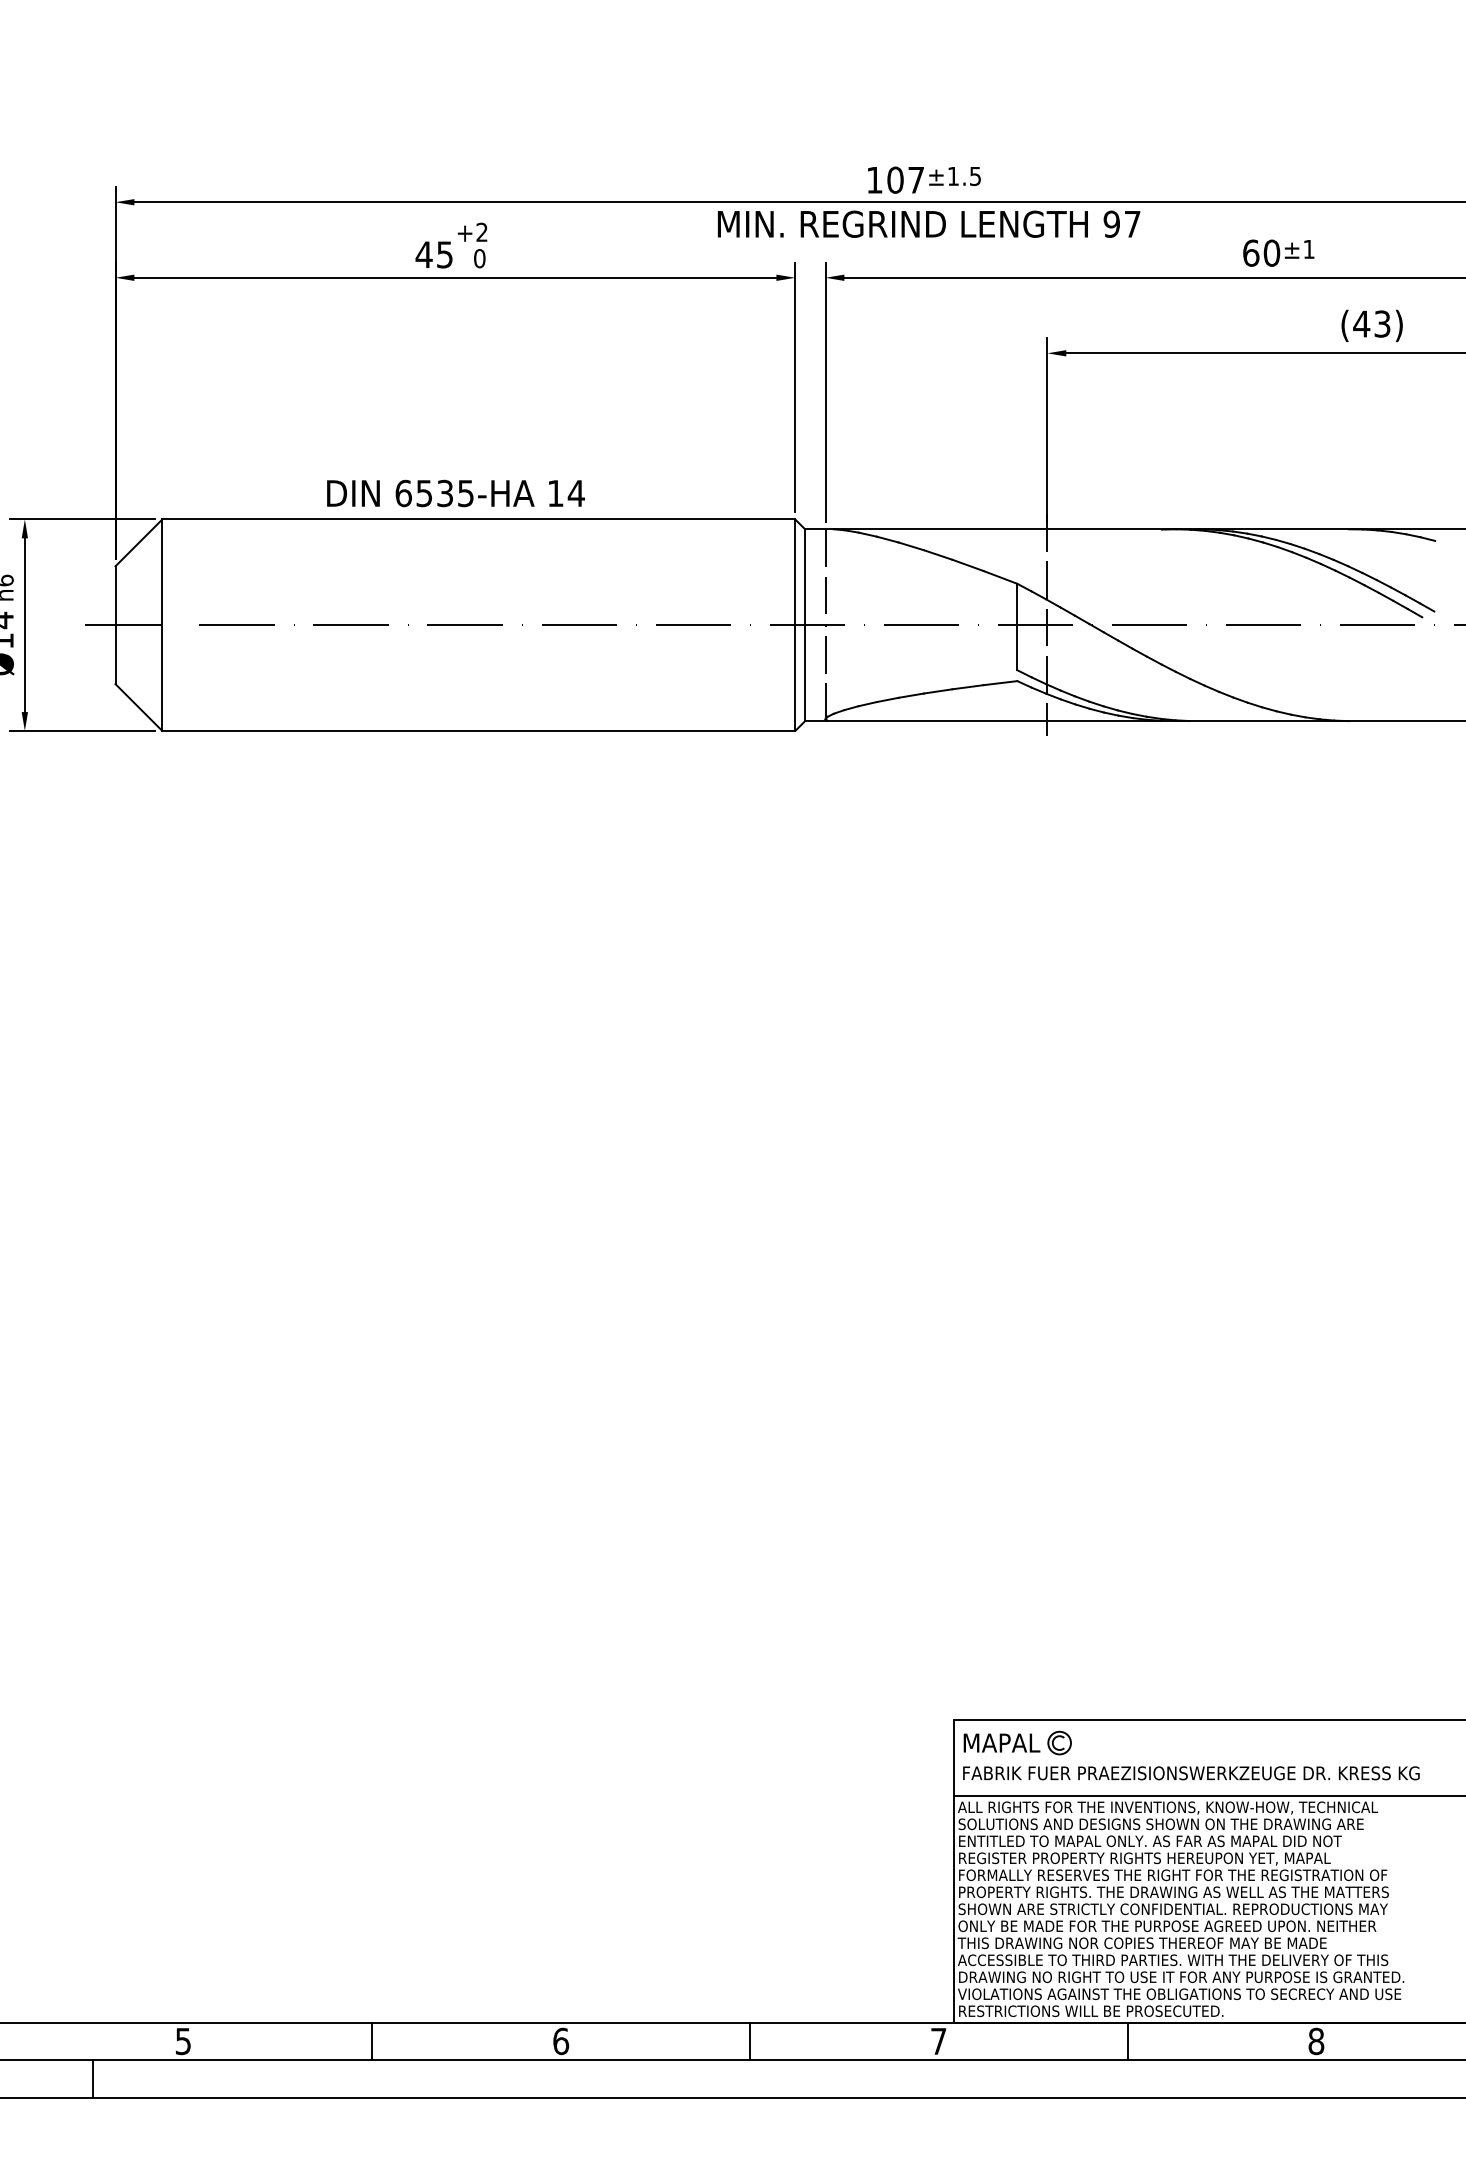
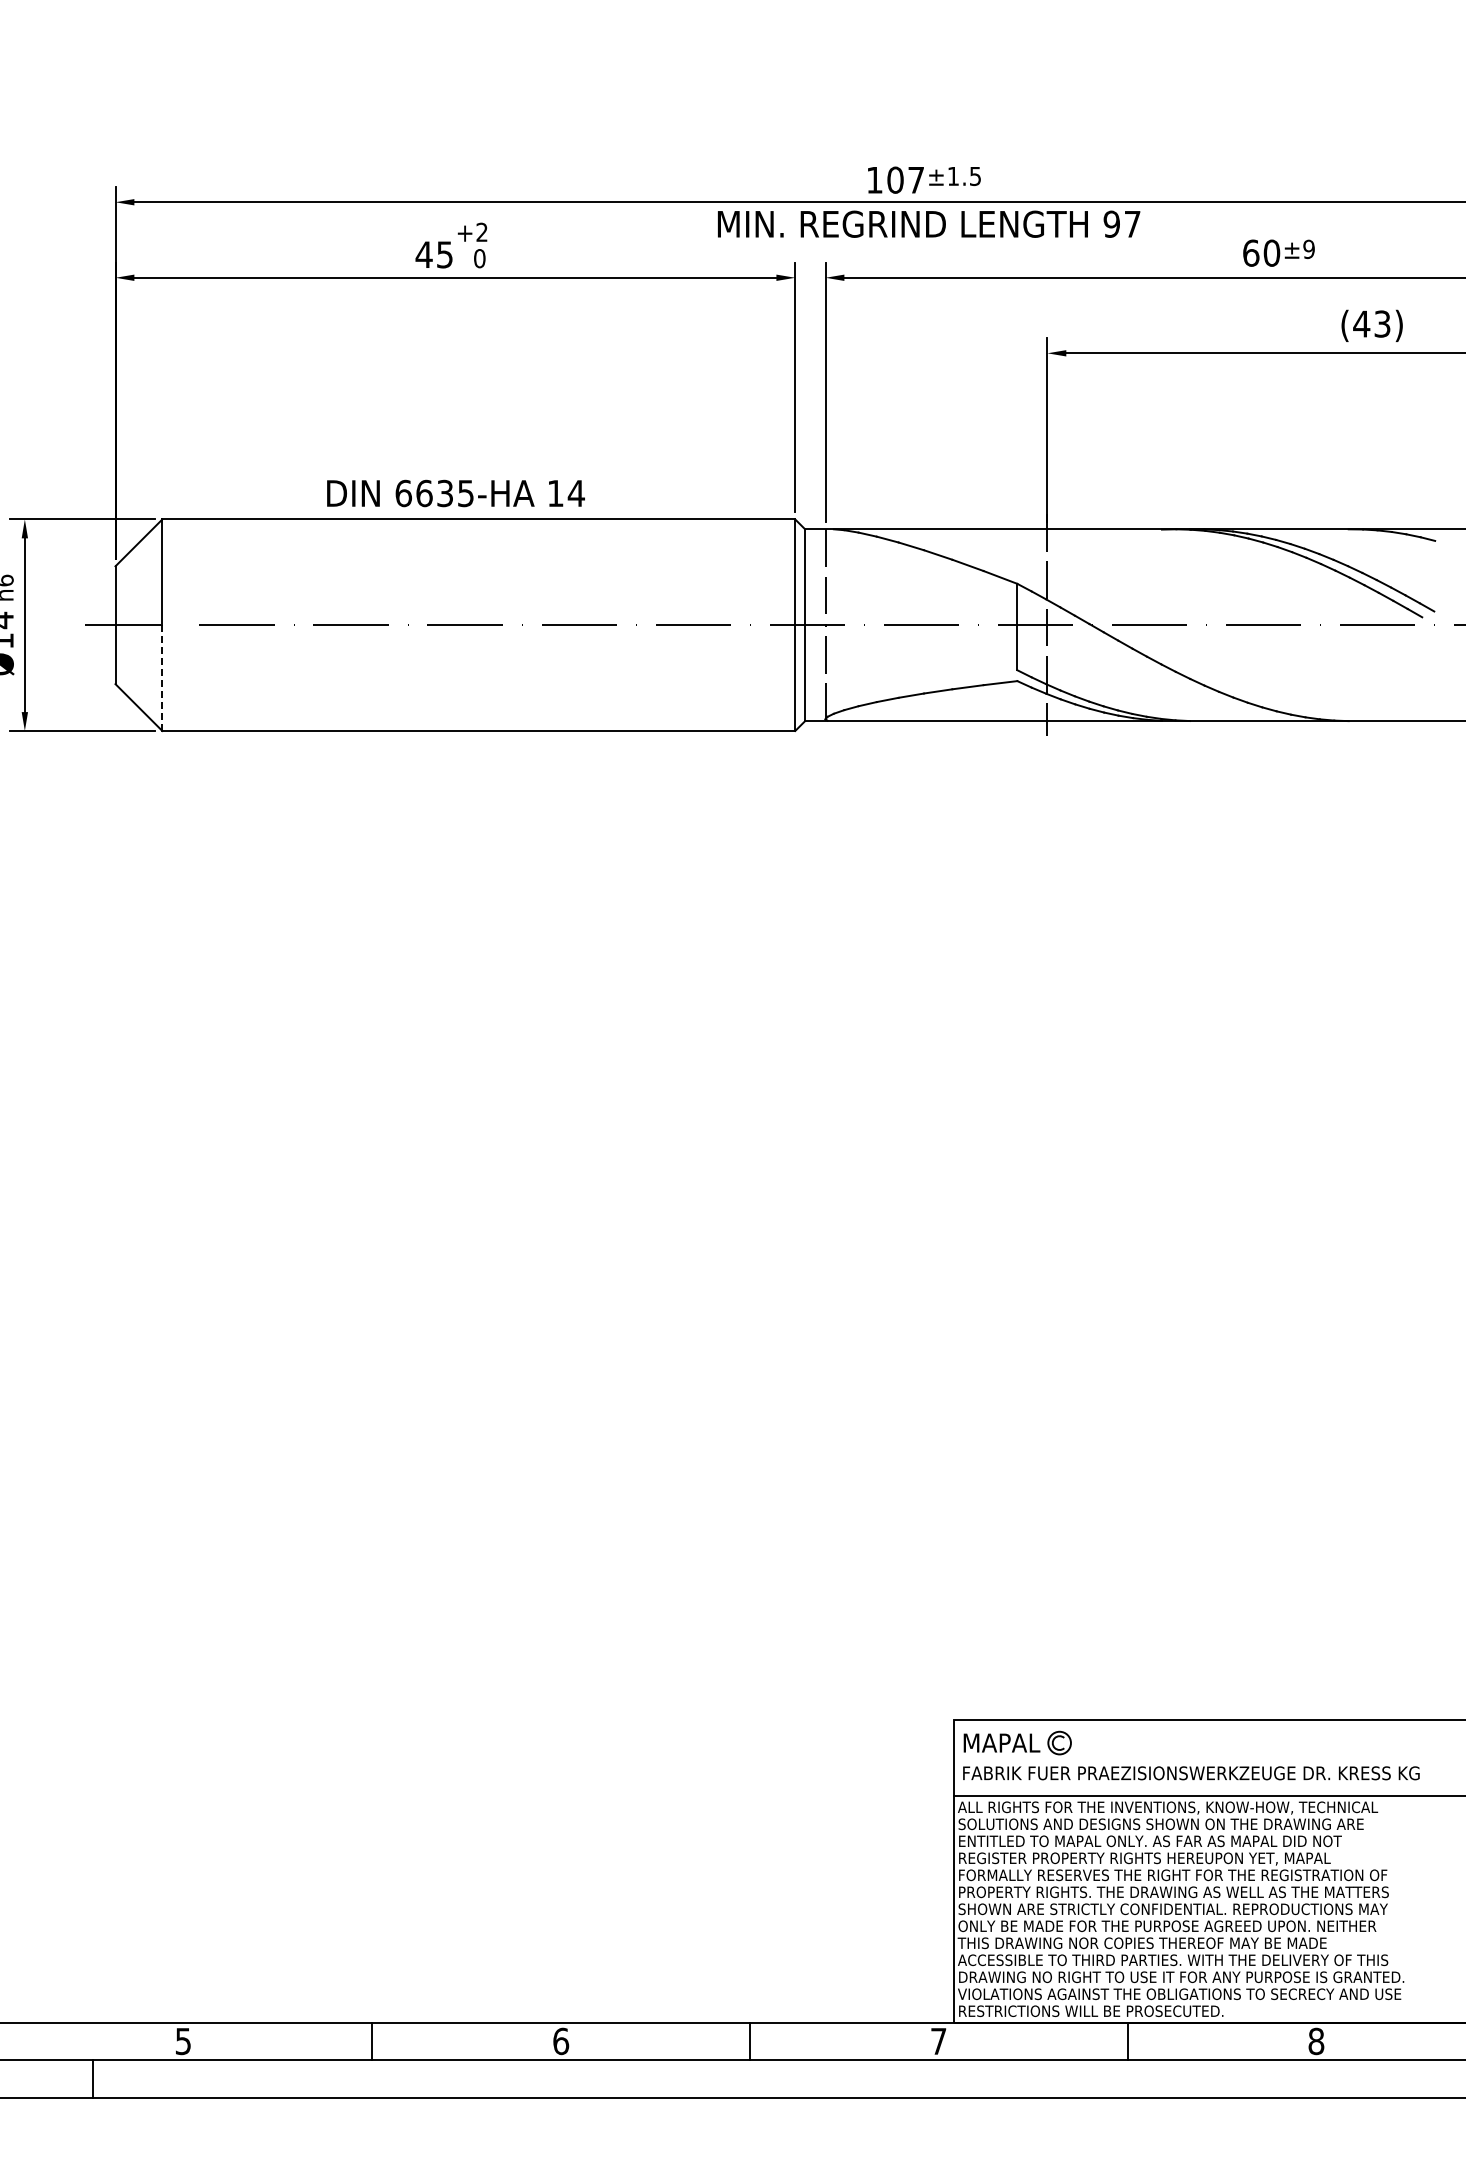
text: ±1 -> ±9 (1308, 249)
text: 6535-HA -> 6635-HA (424, 493)
line: solid -> dashed (162, 678)
